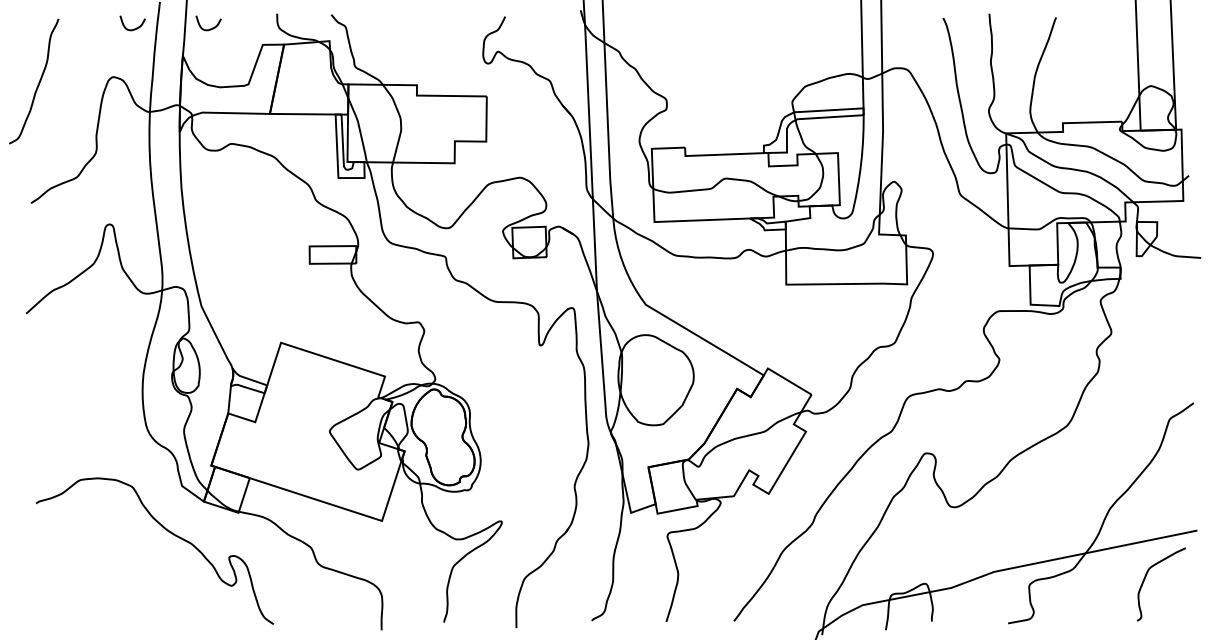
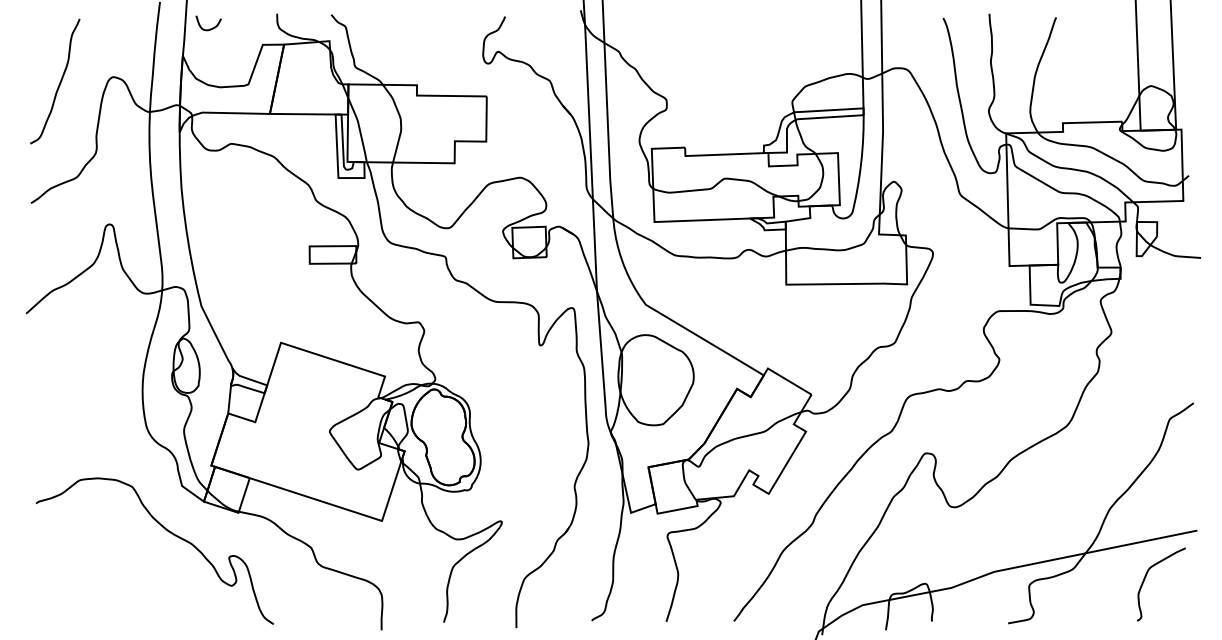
curve: present -> none (134, 28)
curve position: (38, 82) -> (59, 82) (59, 82)
